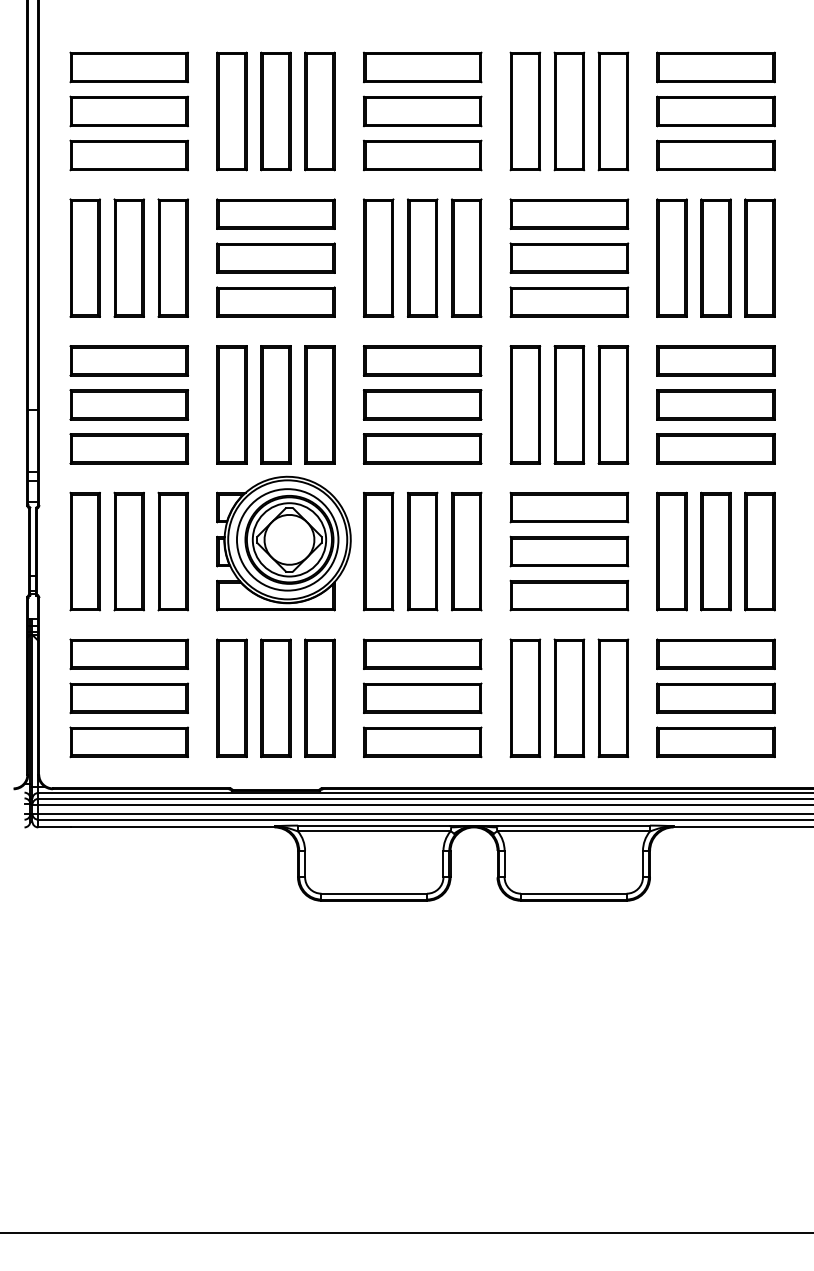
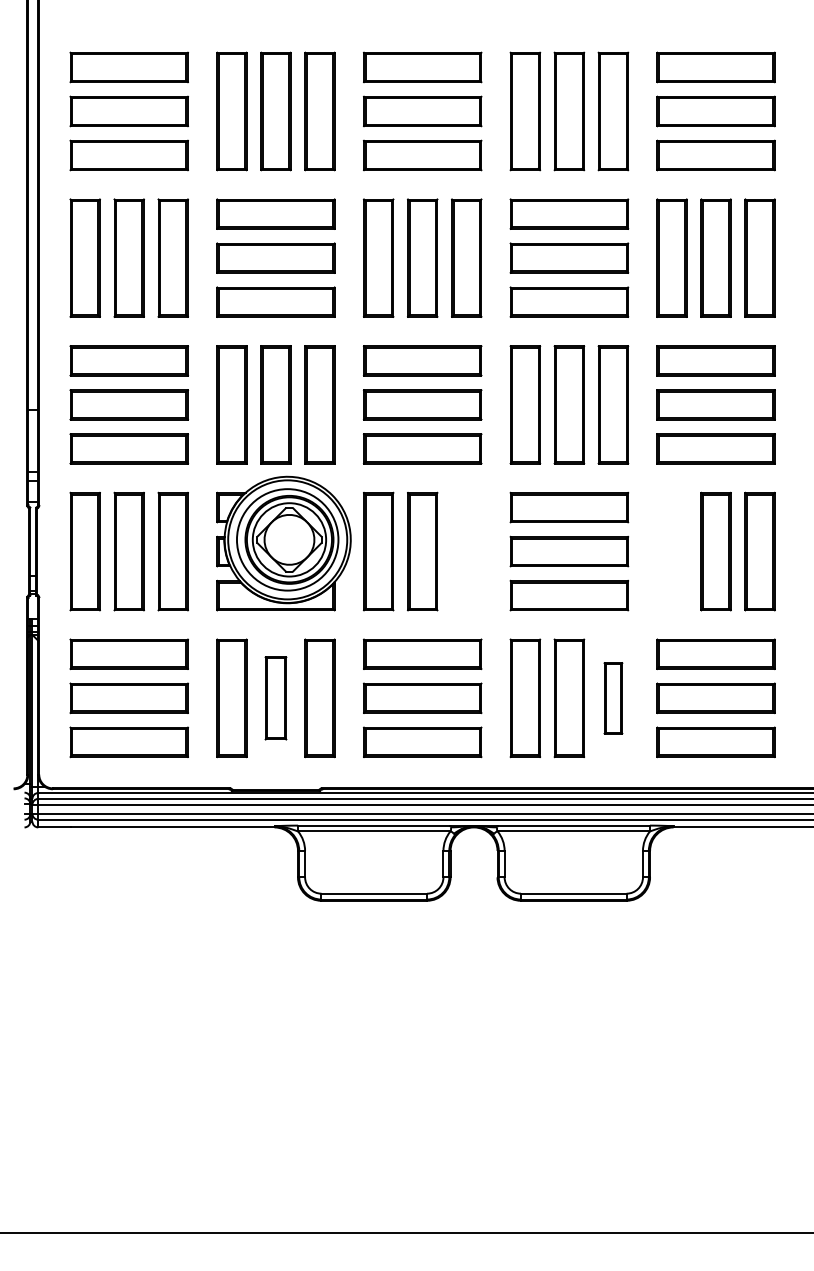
part: present -> none (466, 551)
part: present -> none (671, 551)
part size: 32x121 px -> 24x85 px (275, 698)
part size: 33x121 px -> 21x73 px (613, 698)
